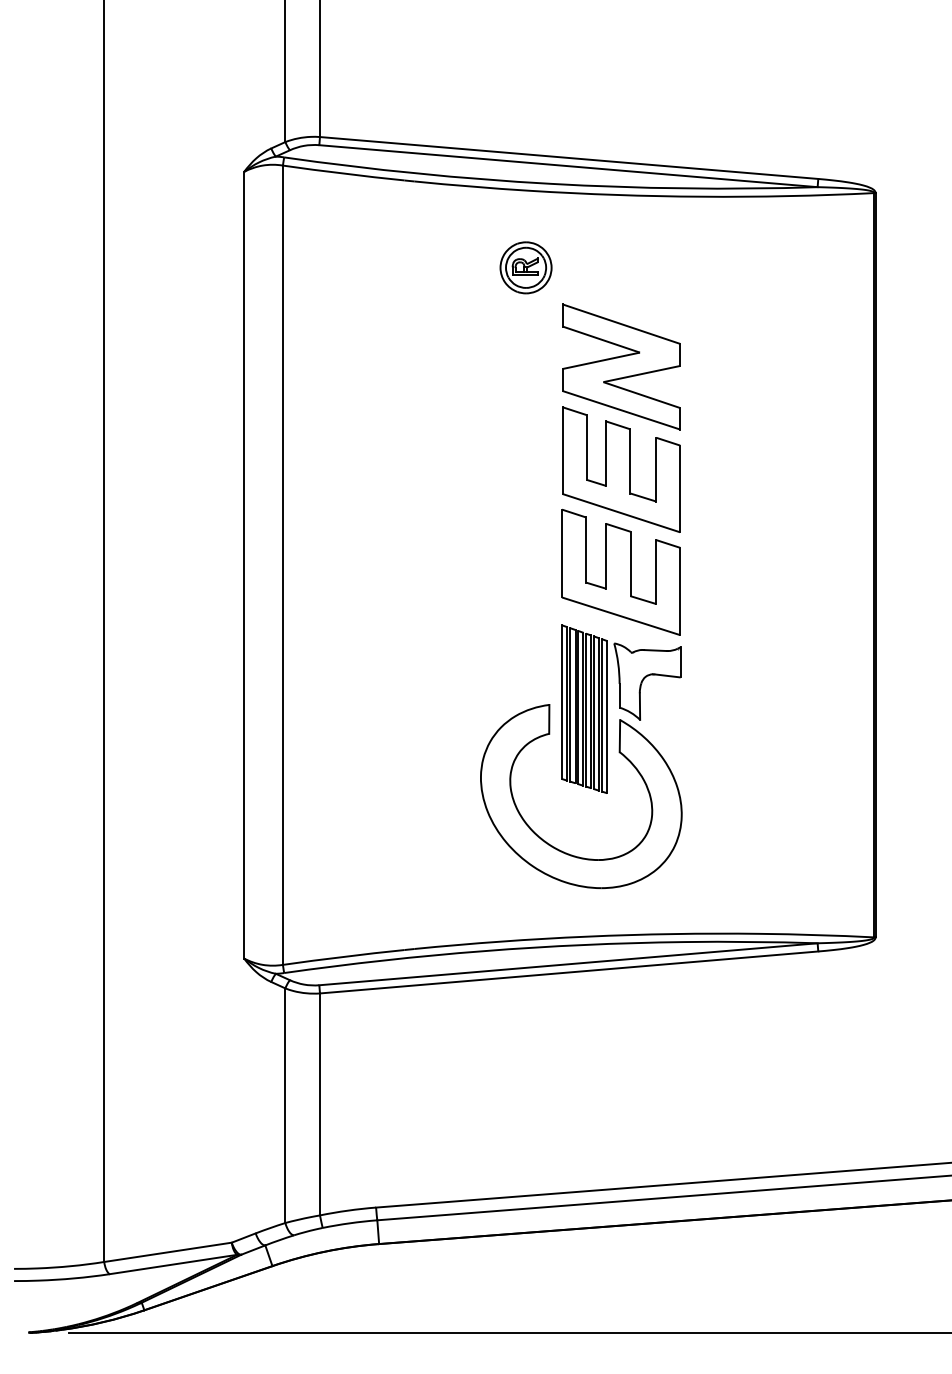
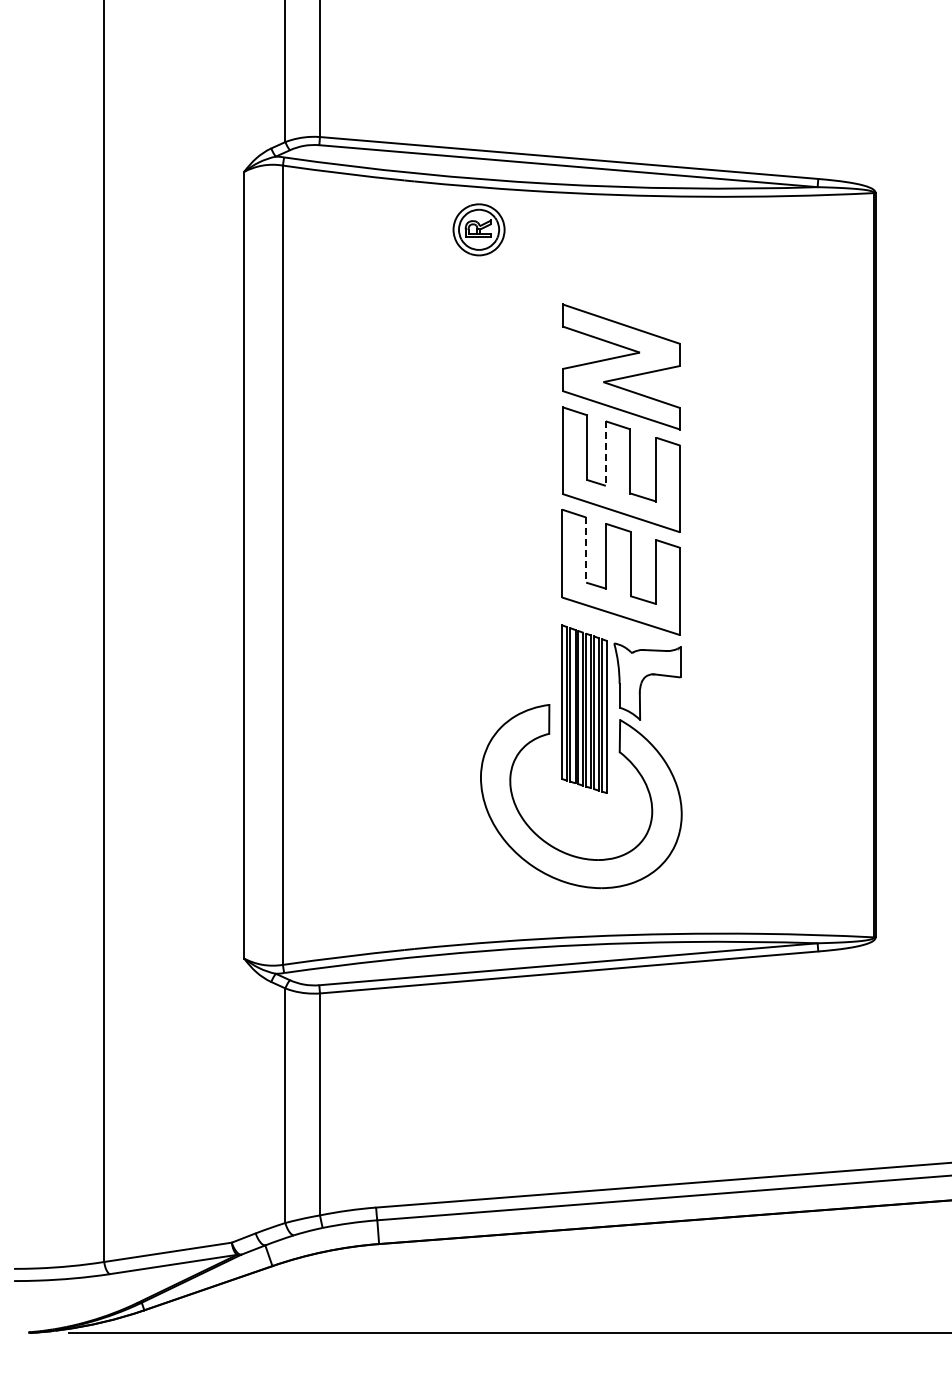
part position: (525, 267) -> (478, 229) (478, 229)
line: solid -> dashed (605, 454)
line: solid -> dashed (586, 550)
